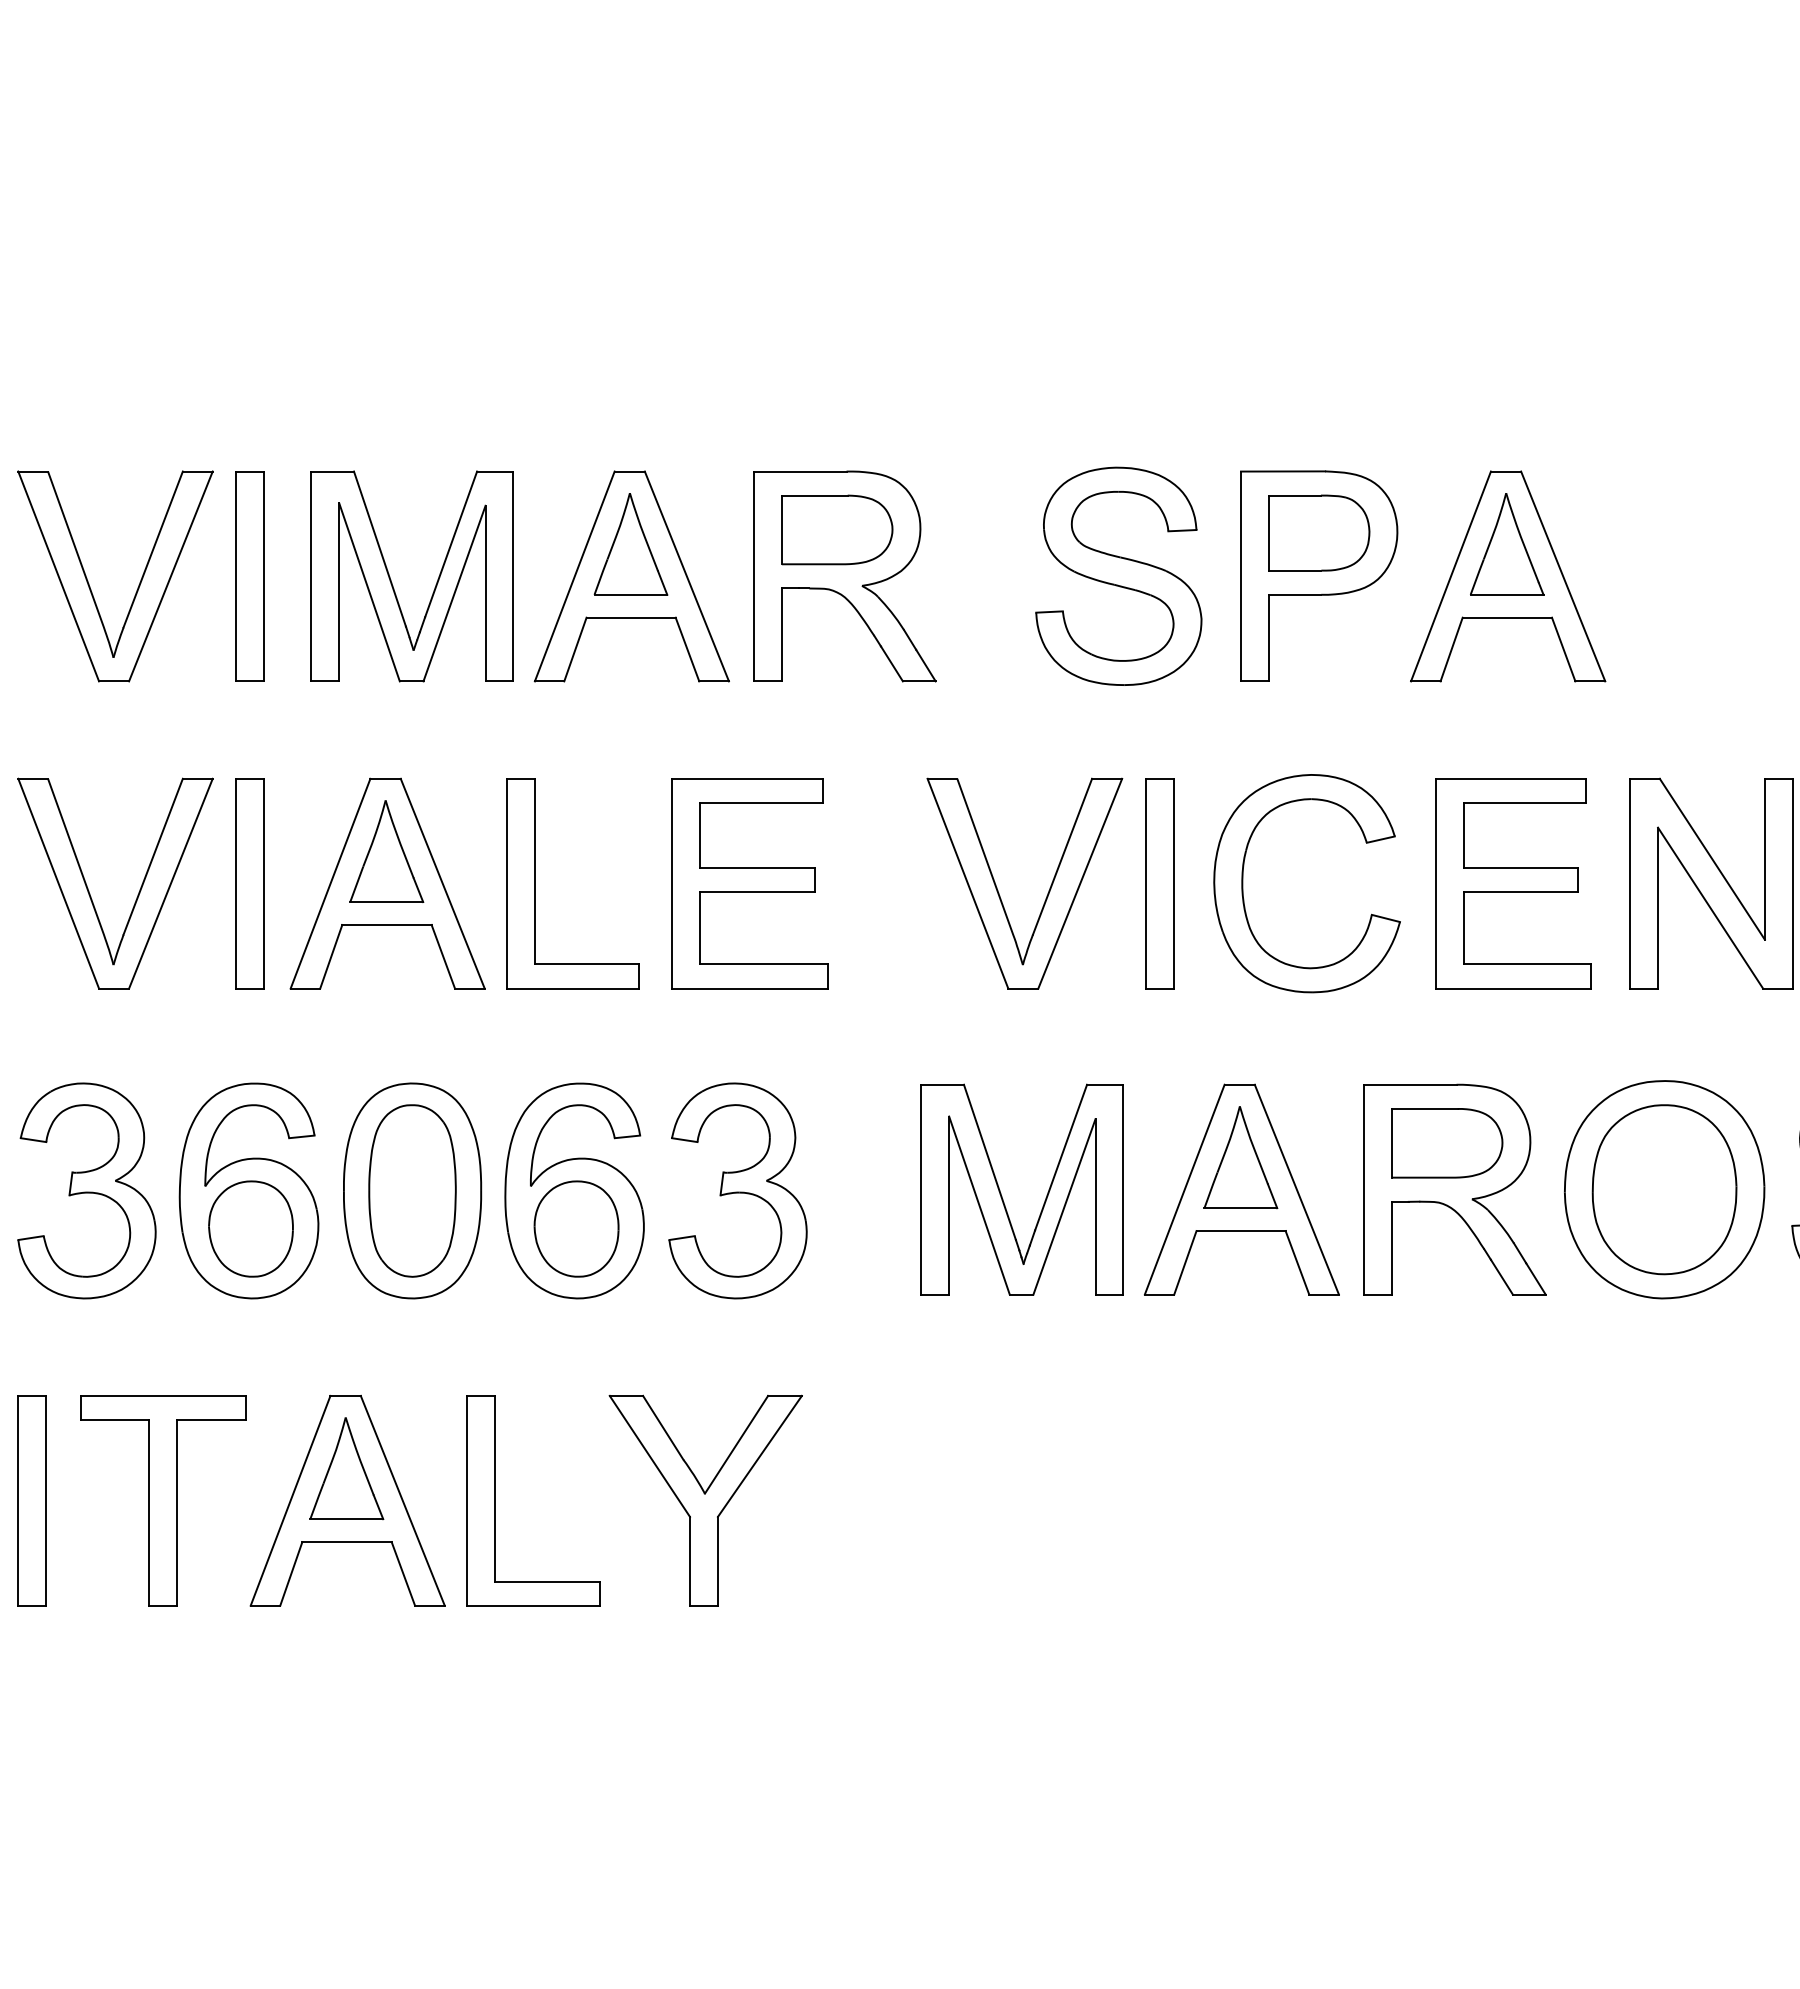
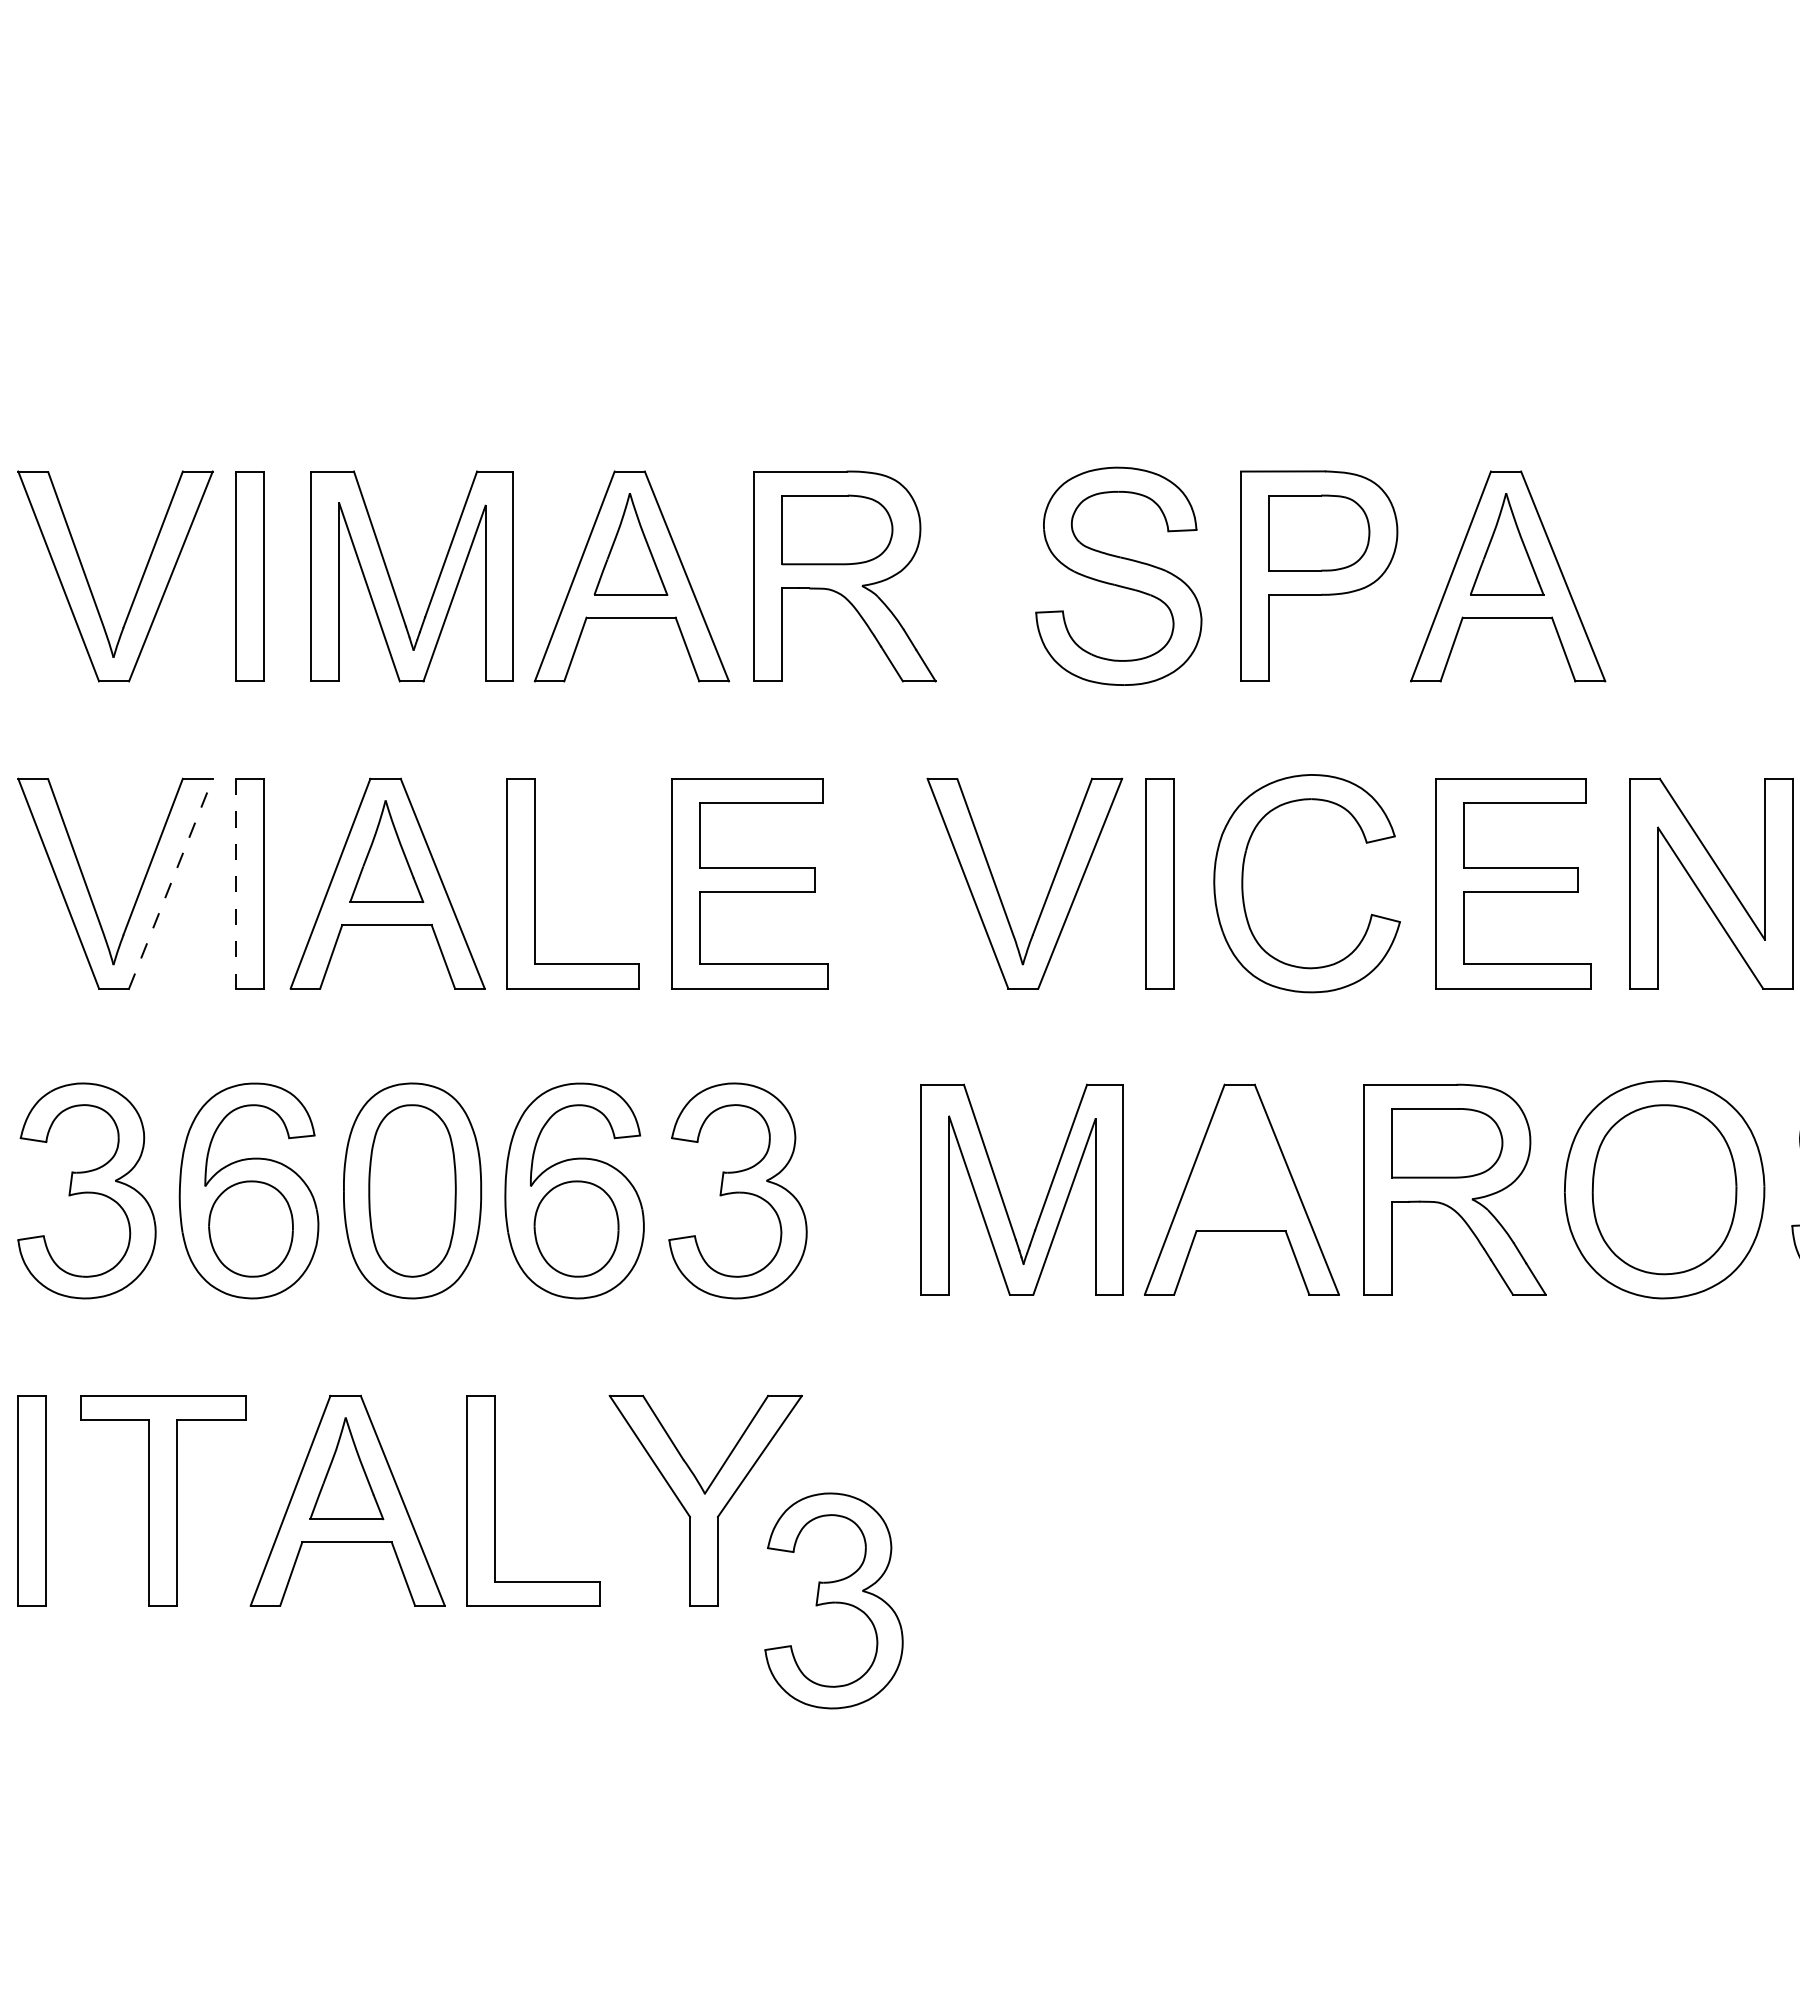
line: solid -> dashed (170, 883)
line: solid -> dashed (236, 883)
part: present -> none (1240, 1157)
part: none -> present (833, 1600)
